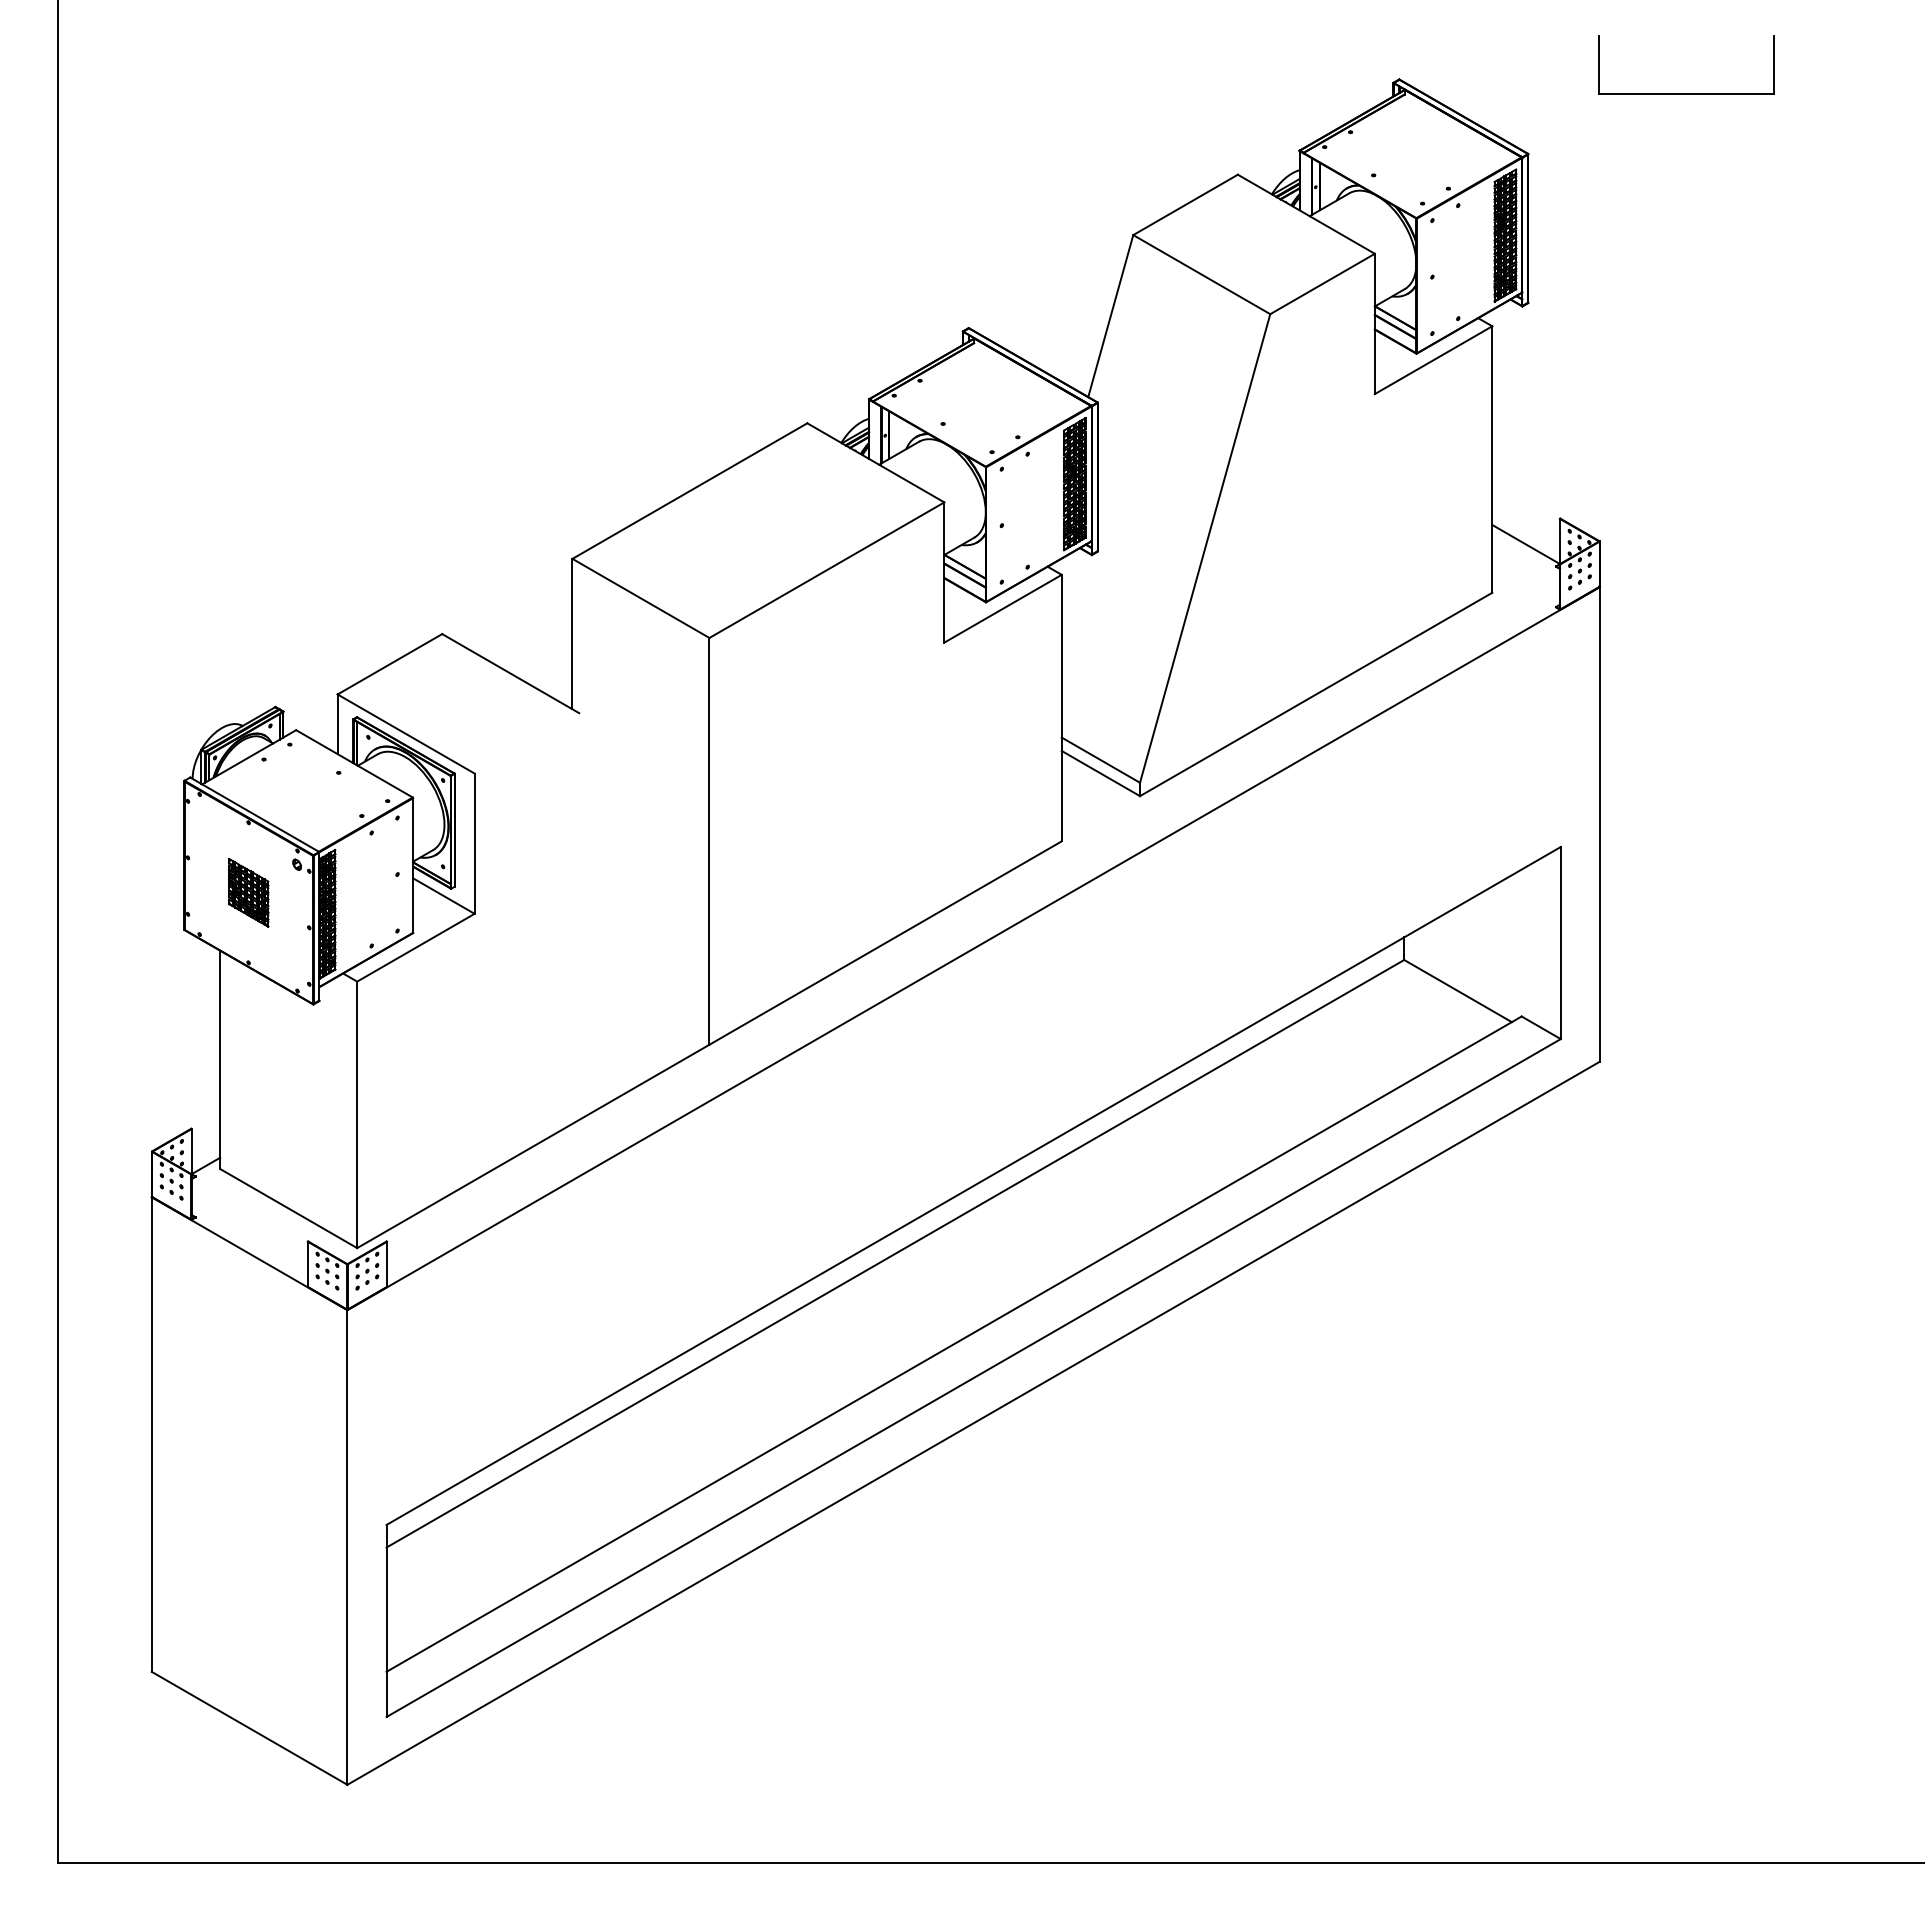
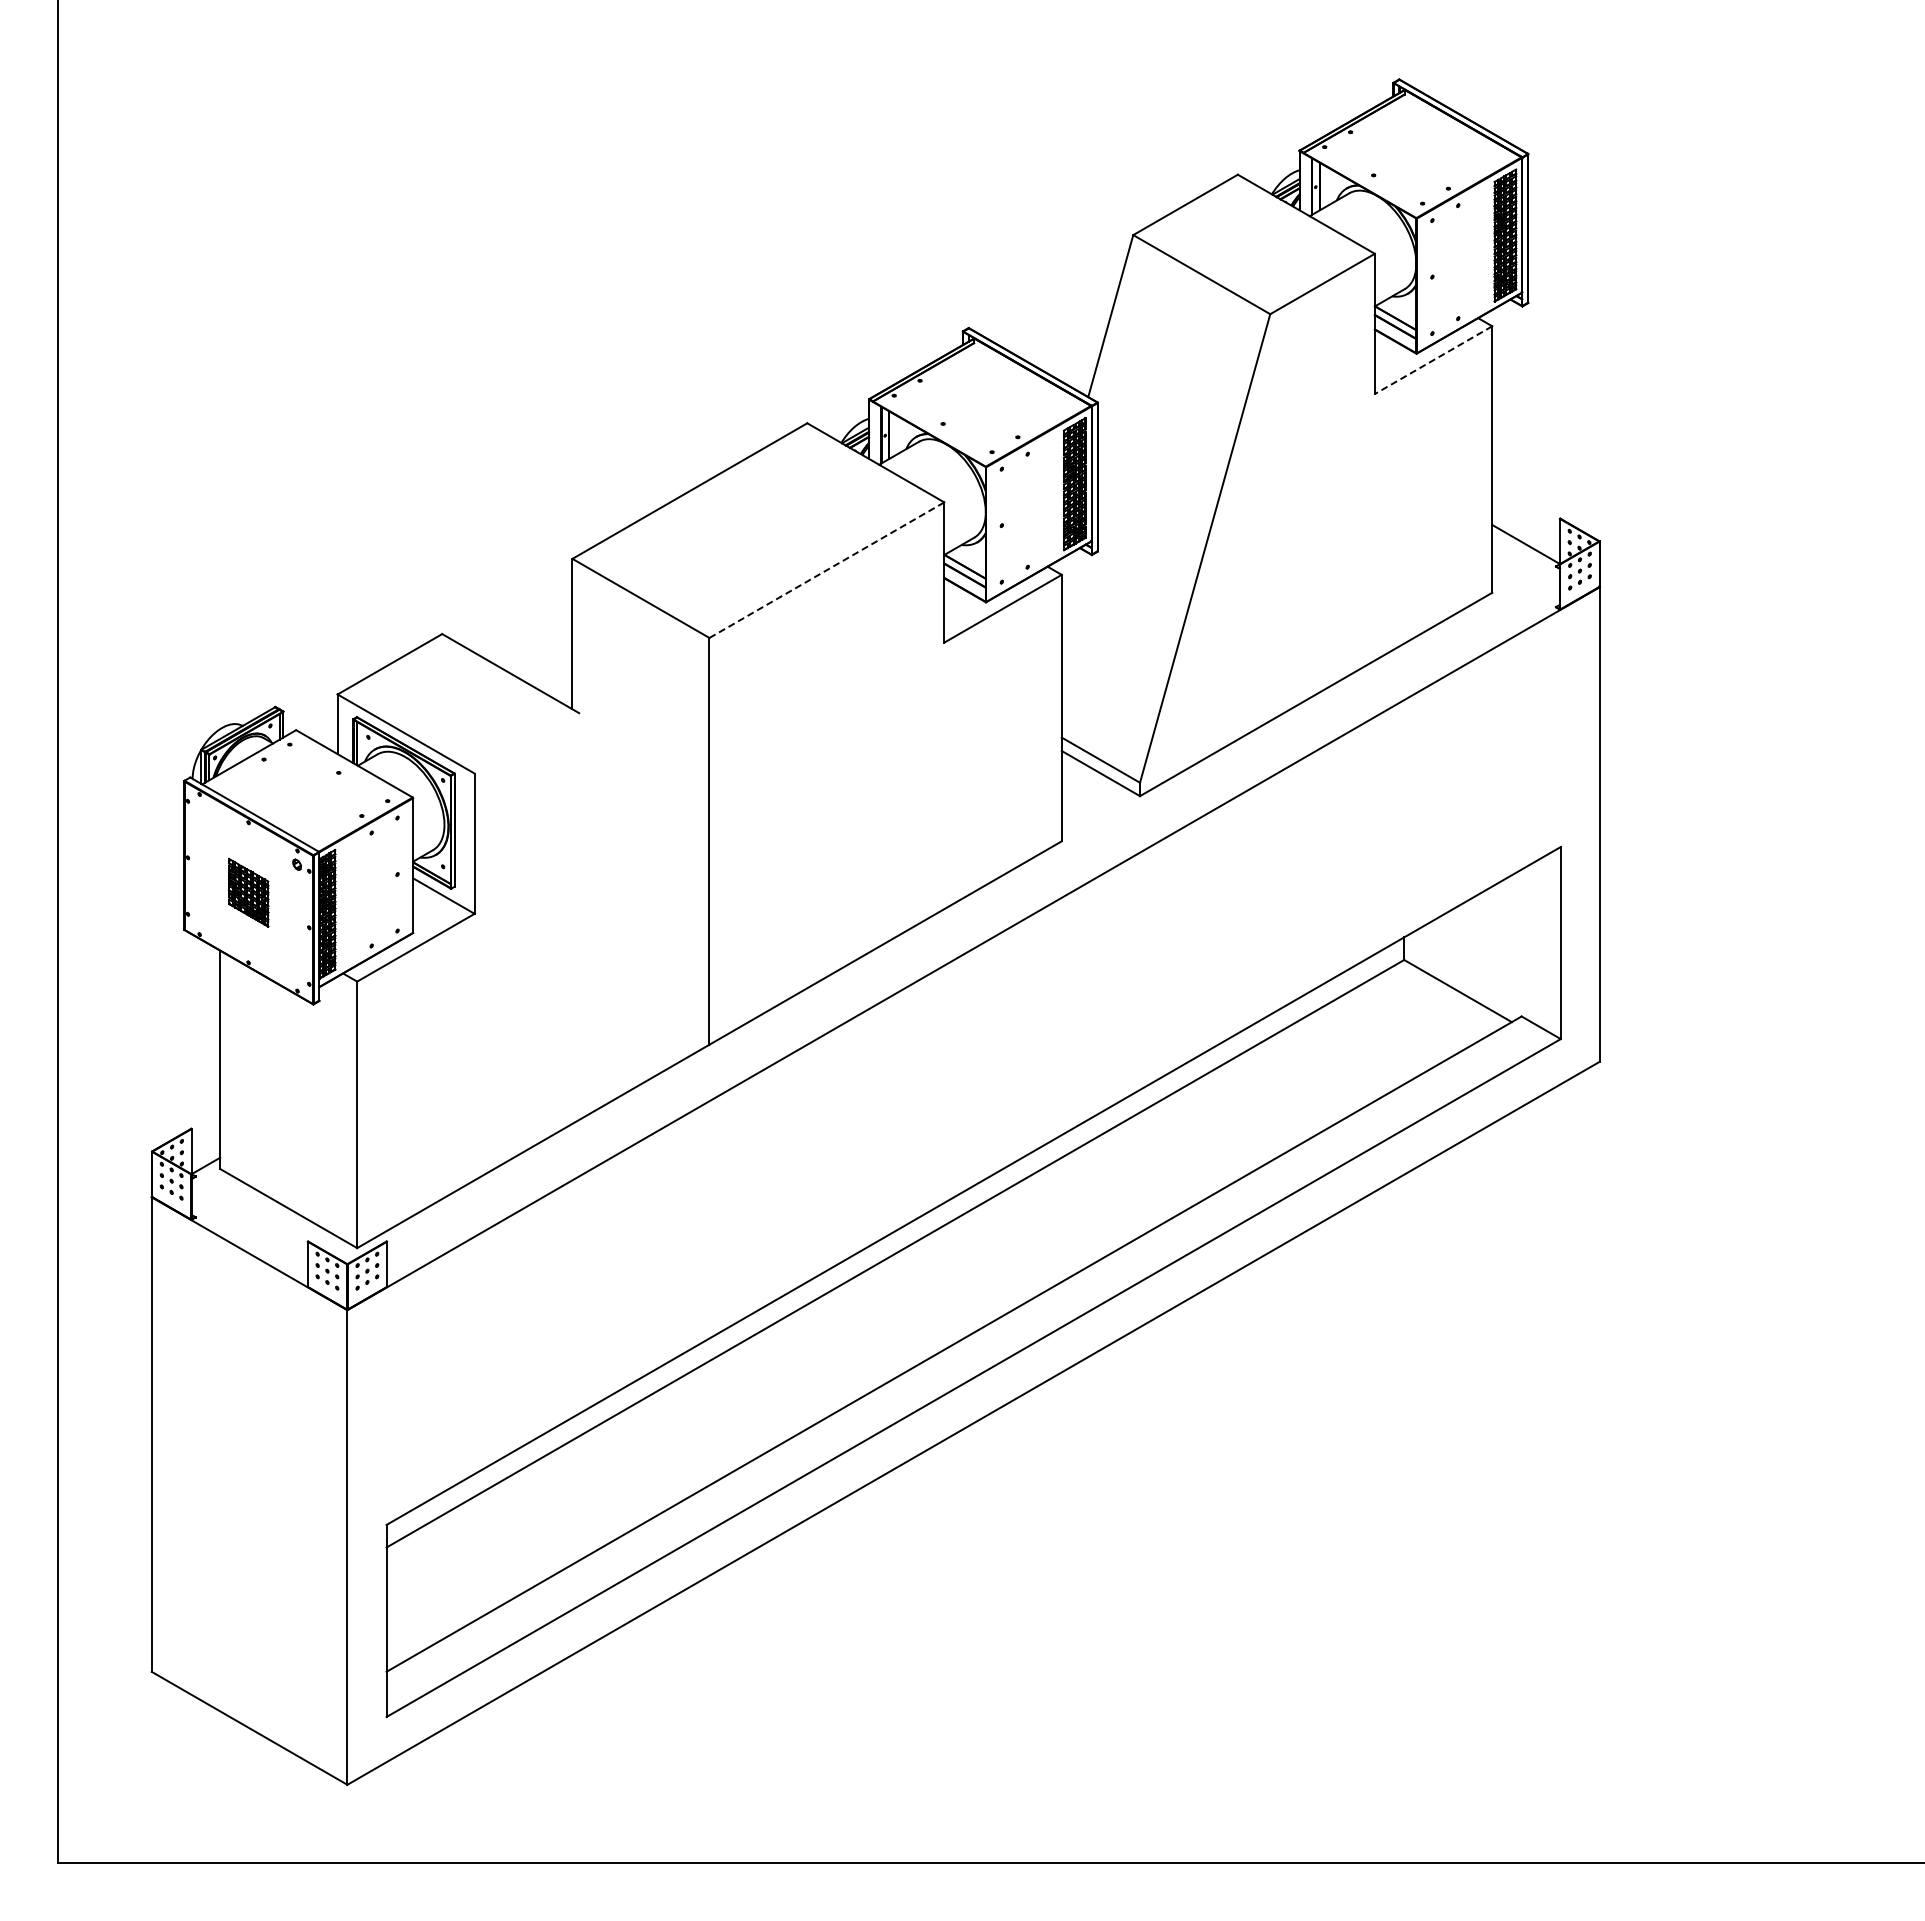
part: present -> none (1686, 93)
line: solid -> dashed (1433, 360)
line: solid -> dashed (826, 570)
